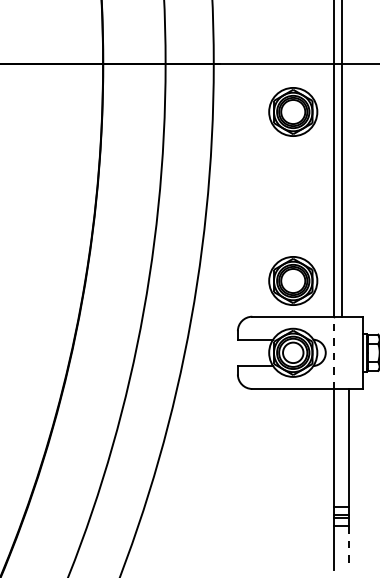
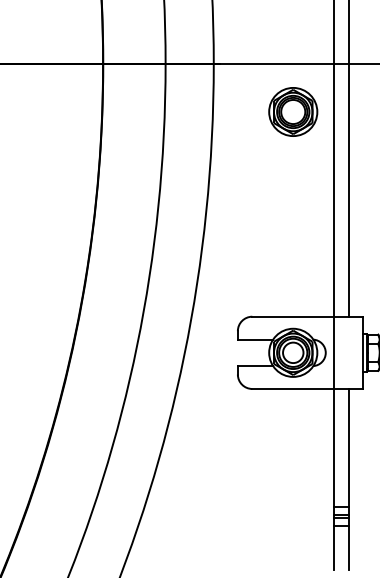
line position: (341, 159) -> (348, 159) (348, 159)
part: present -> none (293, 280)
line: dashed -> solid (334, 352)
line: dashed -> solid (348, 548)
